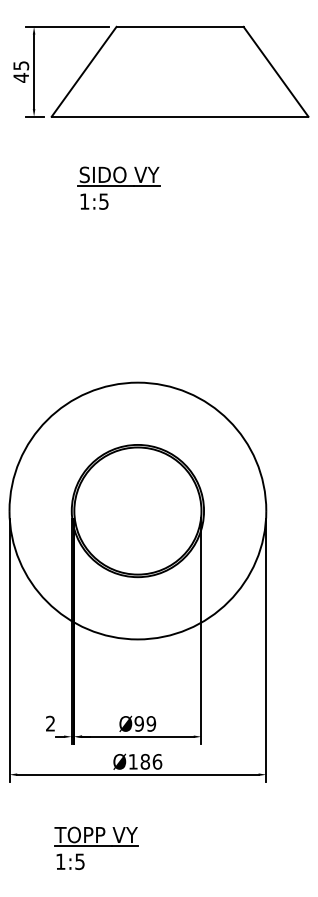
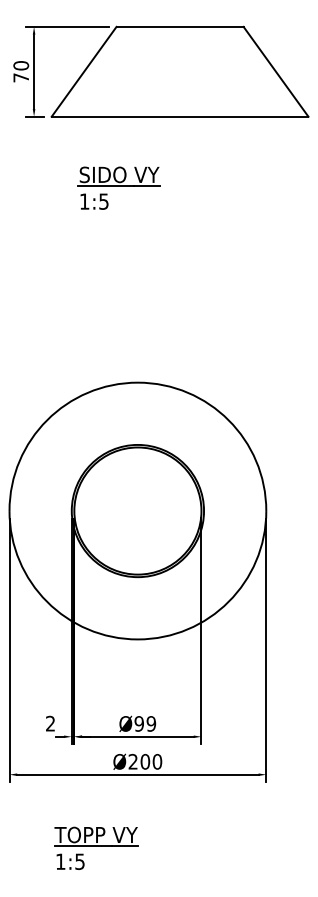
text: 45 -> 70 (21, 71)
text: Ø186 -> Ø200 (145, 761)
